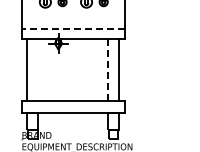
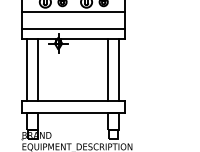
line: none -> present (72, 11)
line: dashed -> solid (72, 29)
line: none -> present (38, 69)
line: dashed -> solid (107, 69)
